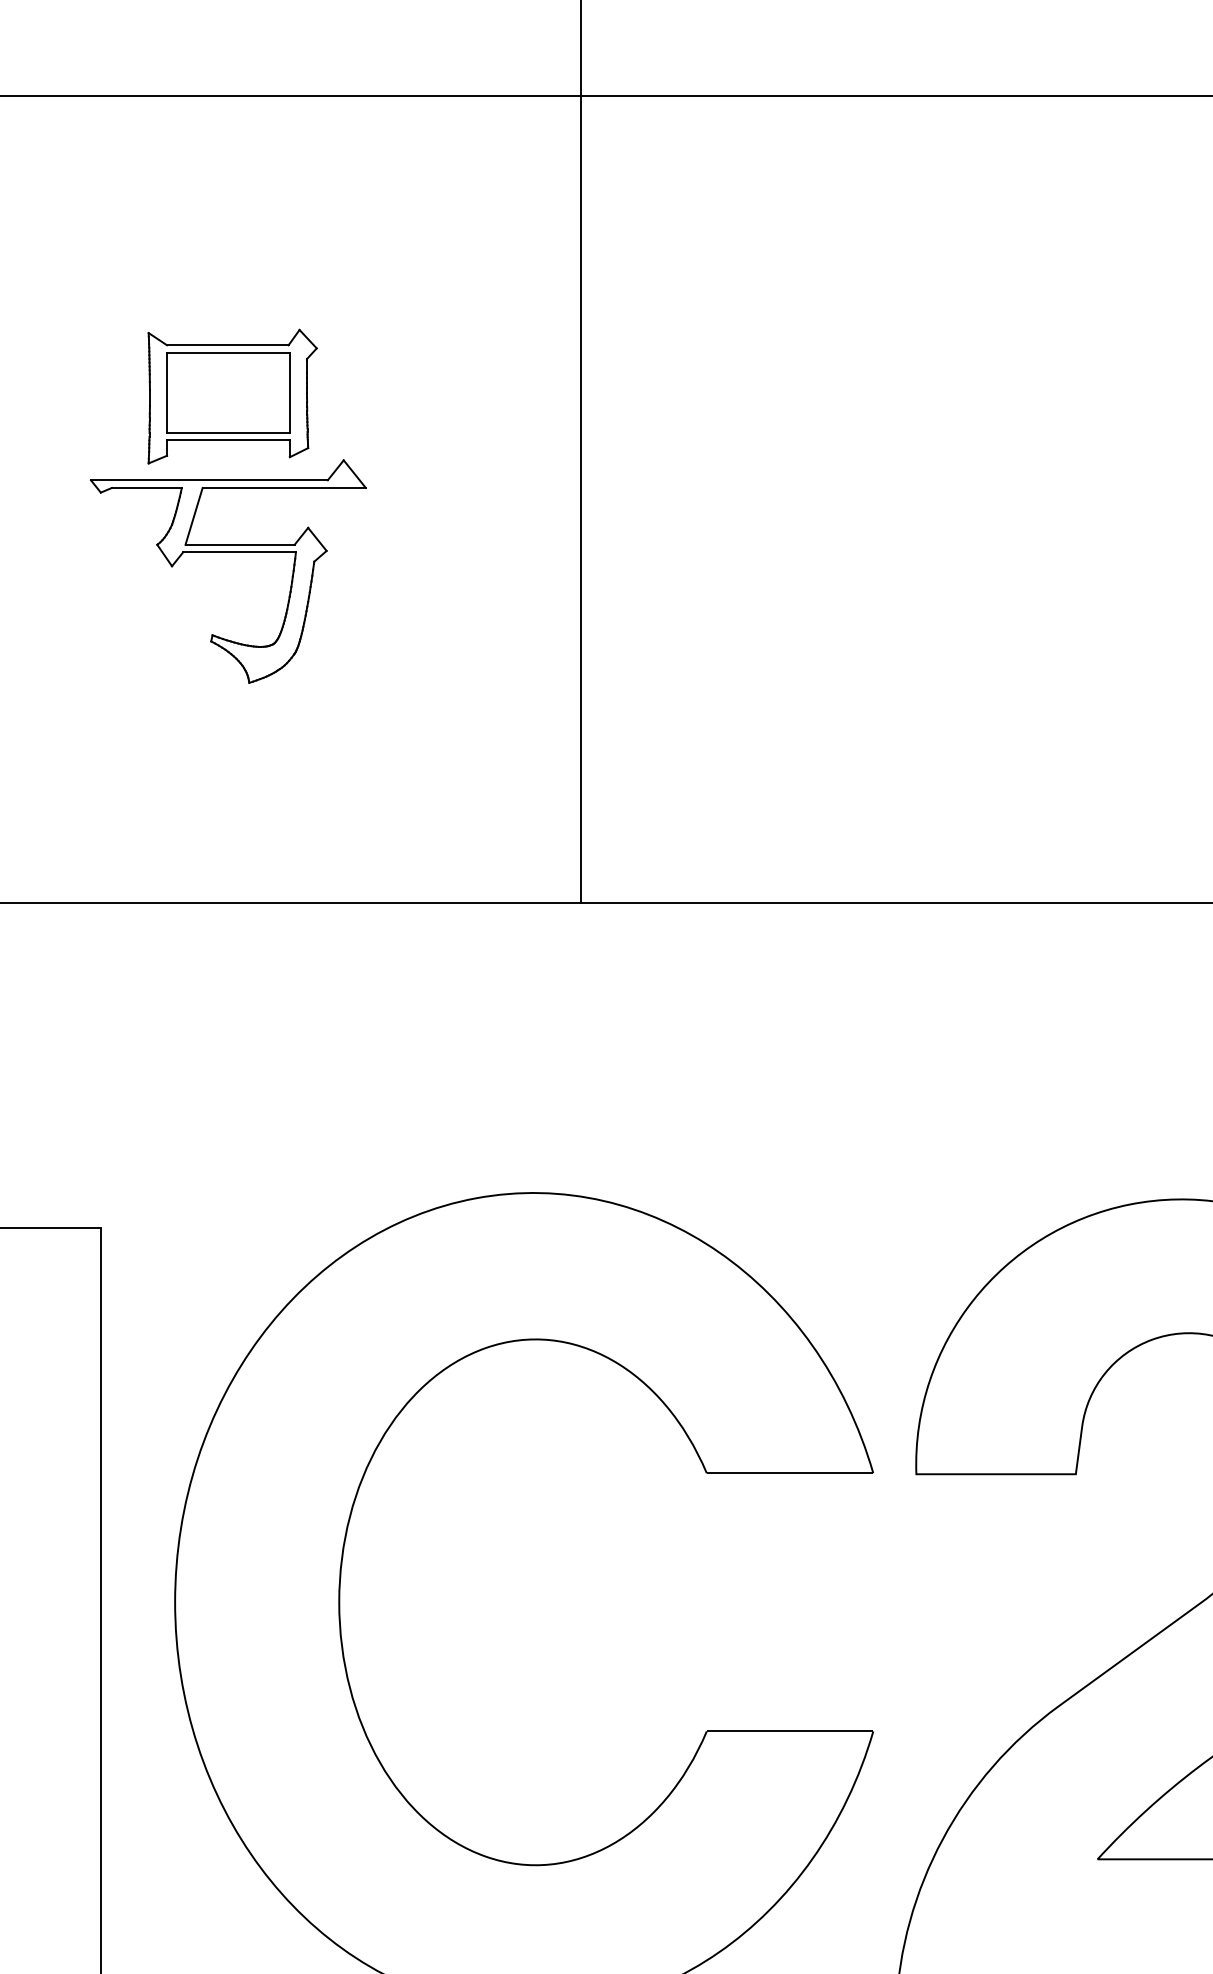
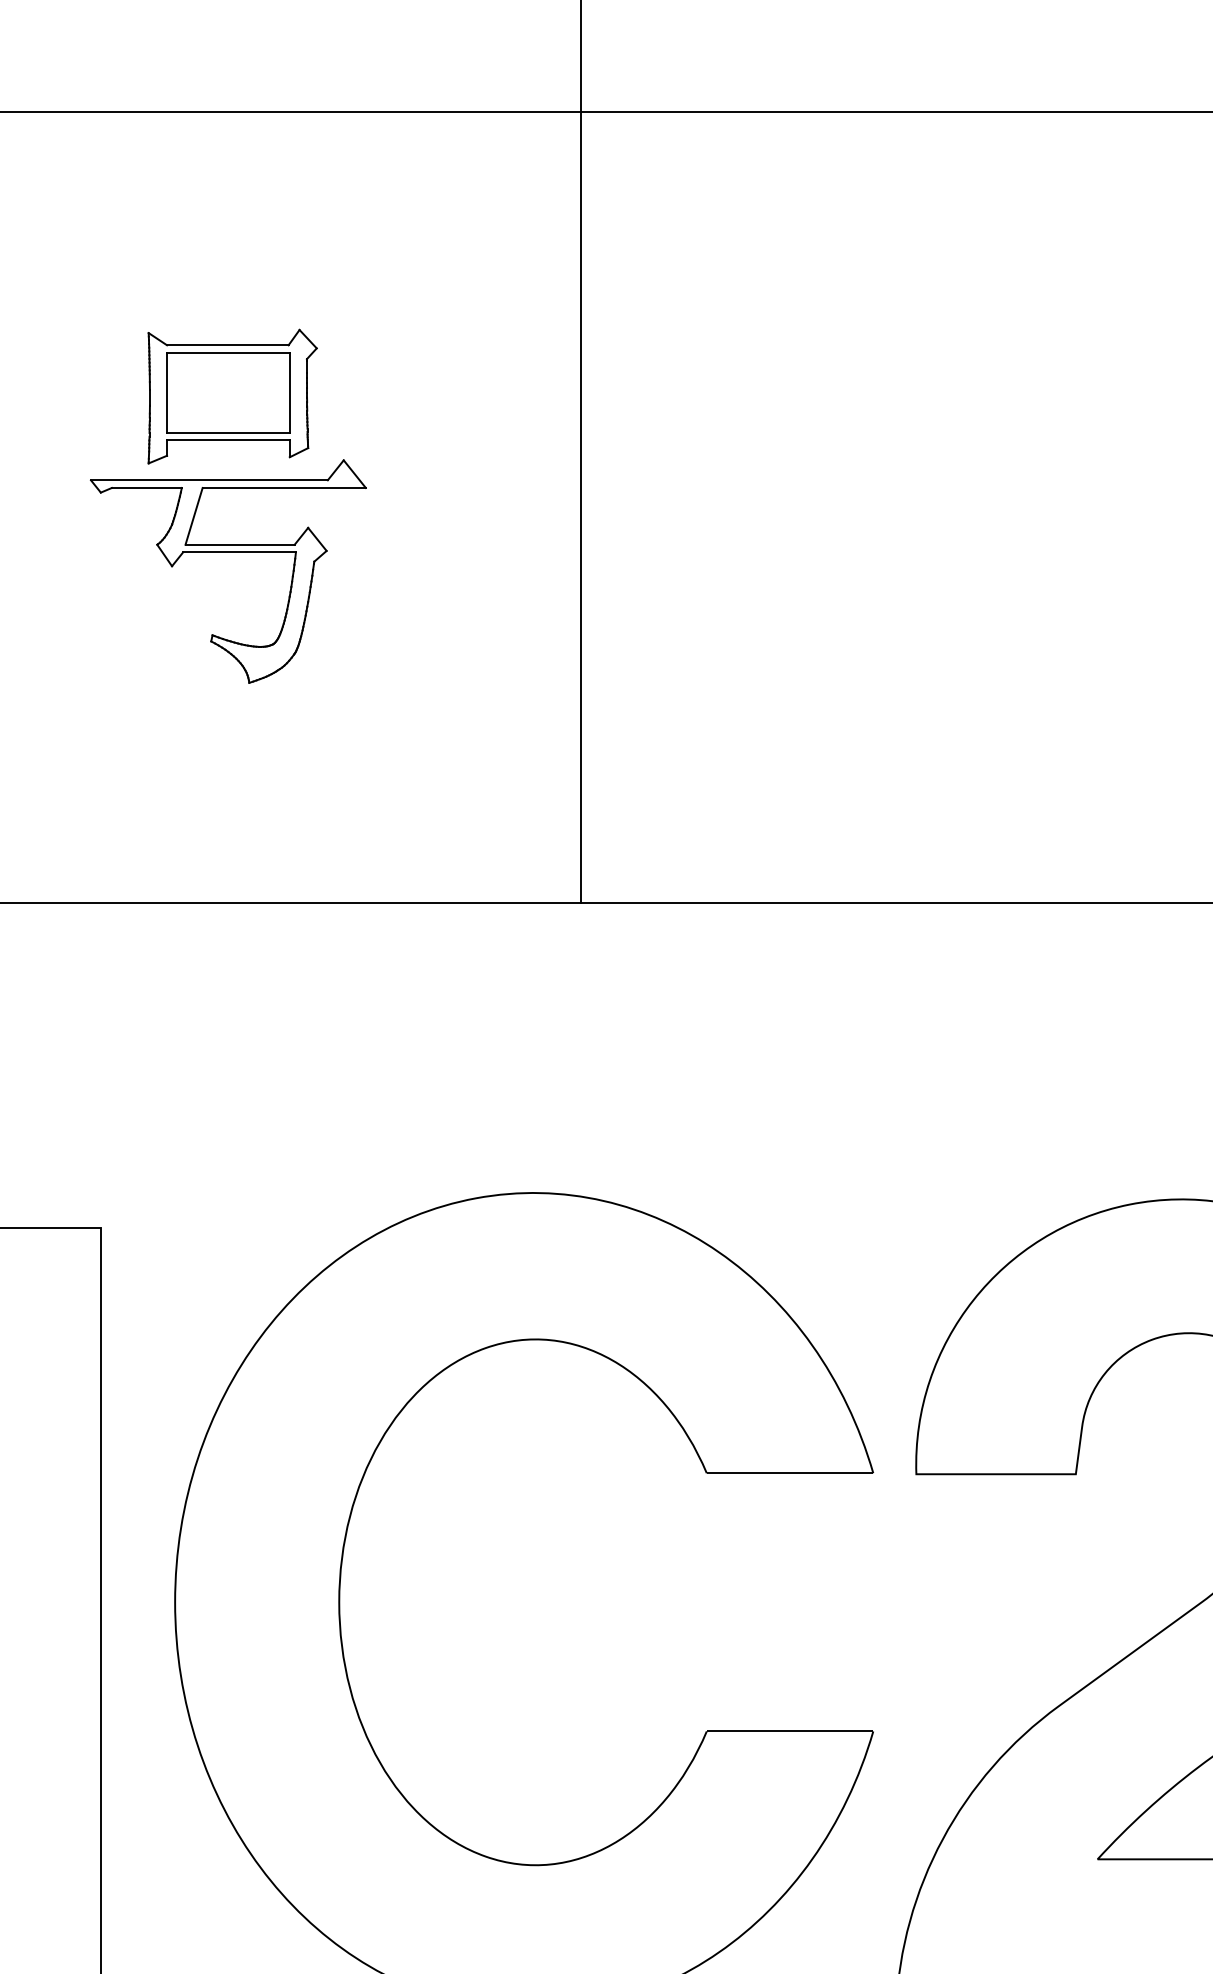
line position: (605, 95) -> (605, 111) (605, 111)
